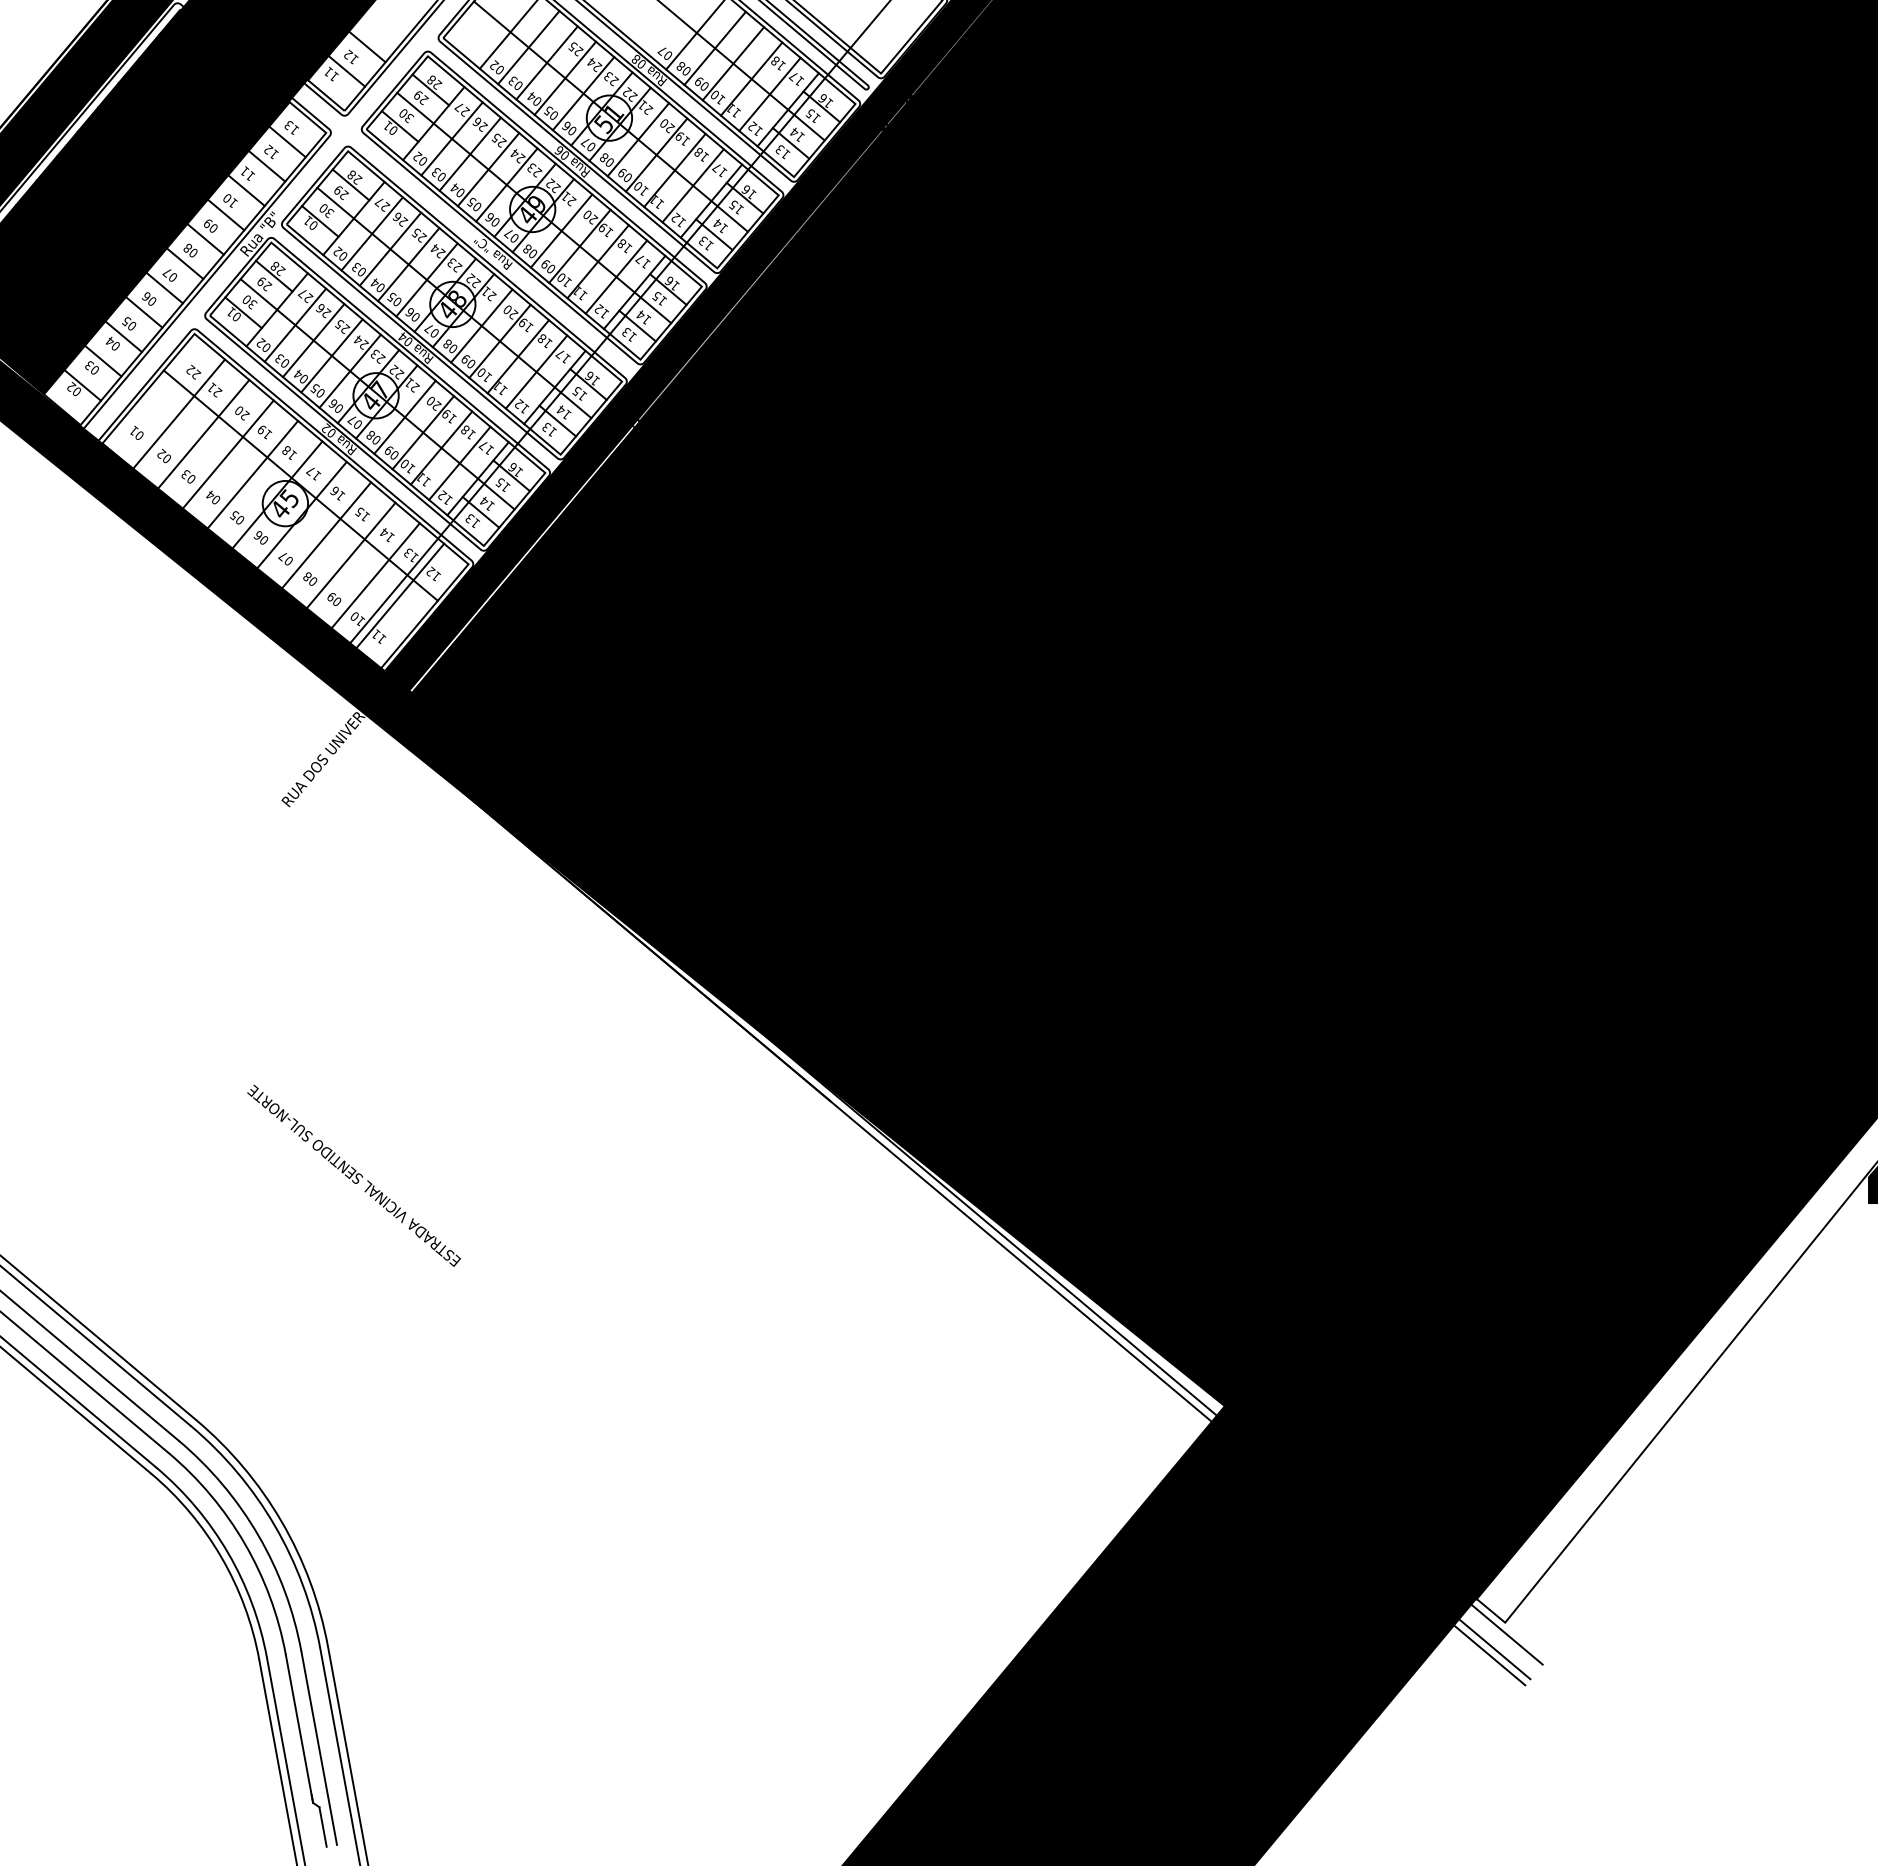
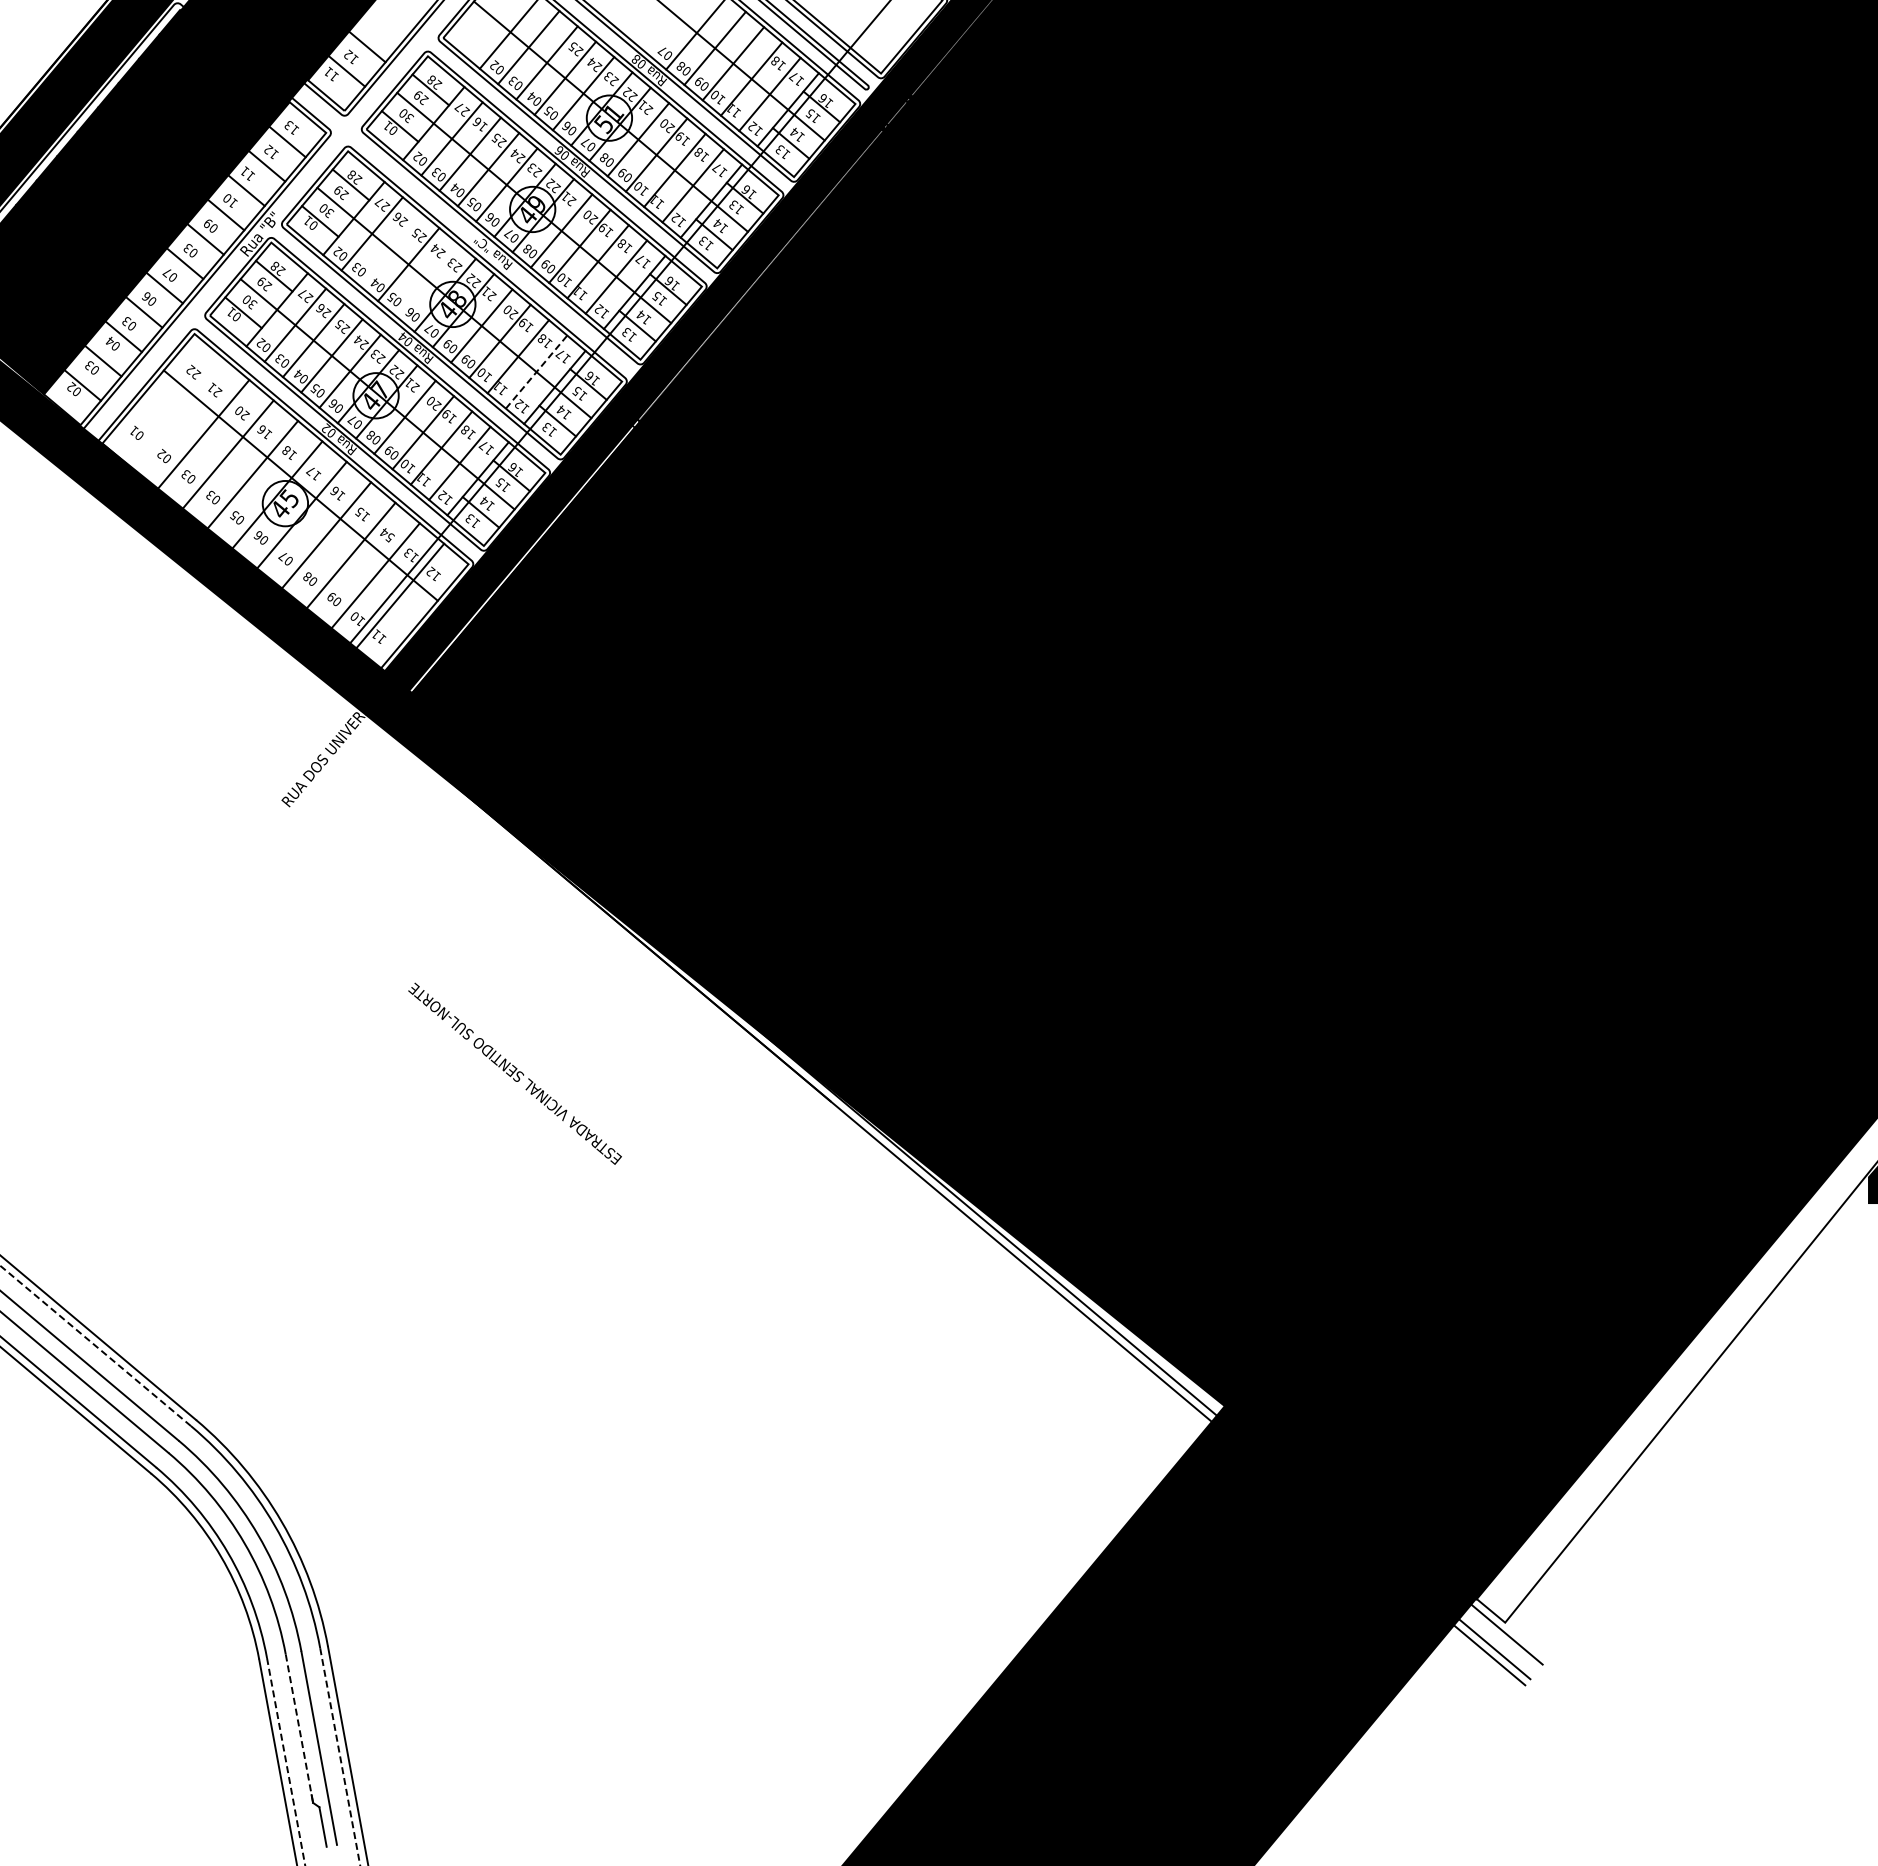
text: 26 -> 16 (483, 127)
text: 15 -> 13 (731, 204)
text: 08 -> 03 (187, 248)
line: present -> none (390, 248)
line: present -> none (426, 279)
text: 05 -> 03 (124, 321)
text: 08 -> 09 (447, 343)
line: solid -> dashed (536, 372)
line: present -> none (178, 414)
text: 19 -> 16 (261, 429)
text: 04 -> 03 (210, 495)
text: 14 -> 54 (389, 537)
text position: (353, 1175) -> (514, 1073) (514, 1073)
line: solid -> dashed (95, 1345)
line: solid -> dashed (299, 1729)
line: solid -> dashed (340, 1757)
line: solid -> dashed (286, 1762)
